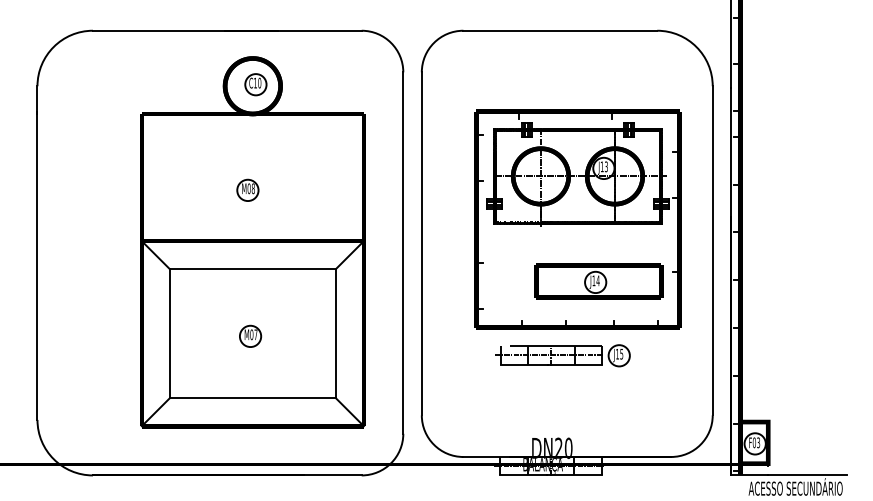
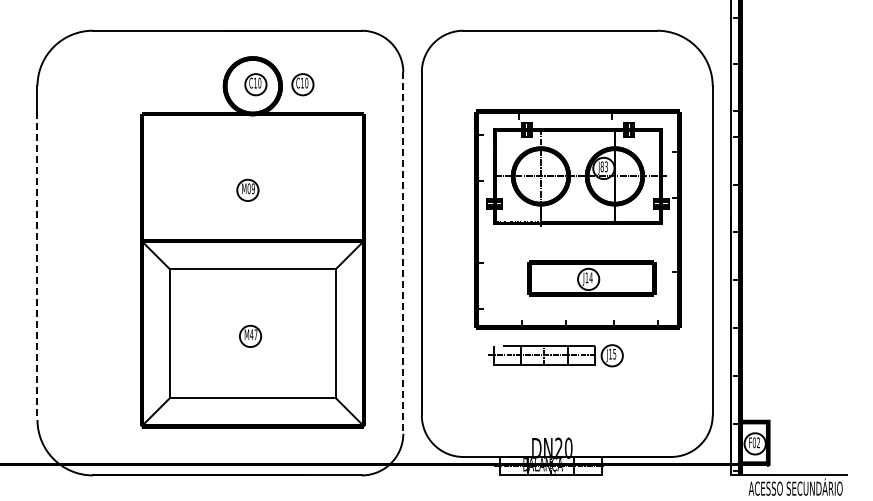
part: none -> present (302, 84)
text: J13 -> J83 (601, 166)
text: M08 -> M09 (252, 189)
line: solid -> dashed (403, 253)
line: solid -> dashed (37, 266)
part position: (598, 281) -> (591, 278) (591, 278)
text: M07 -> M47 (251, 334)
part position: (562, 355) -> (555, 355) (555, 355)
text: F03 -> F02 (758, 443)
